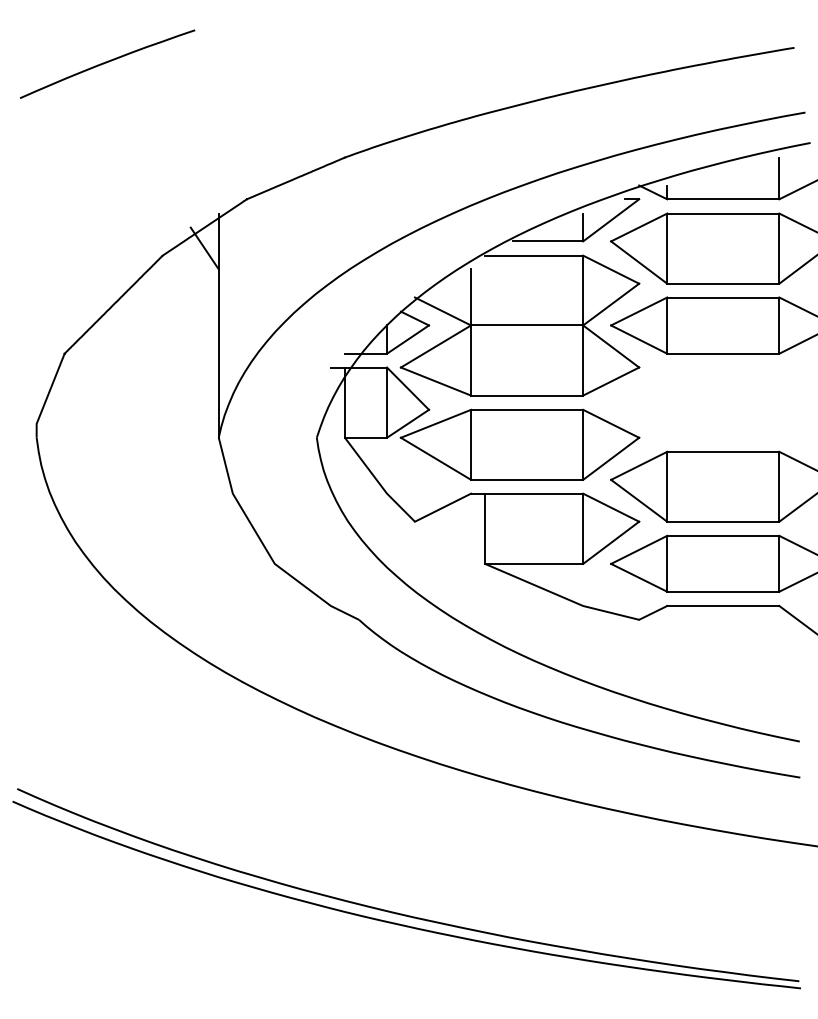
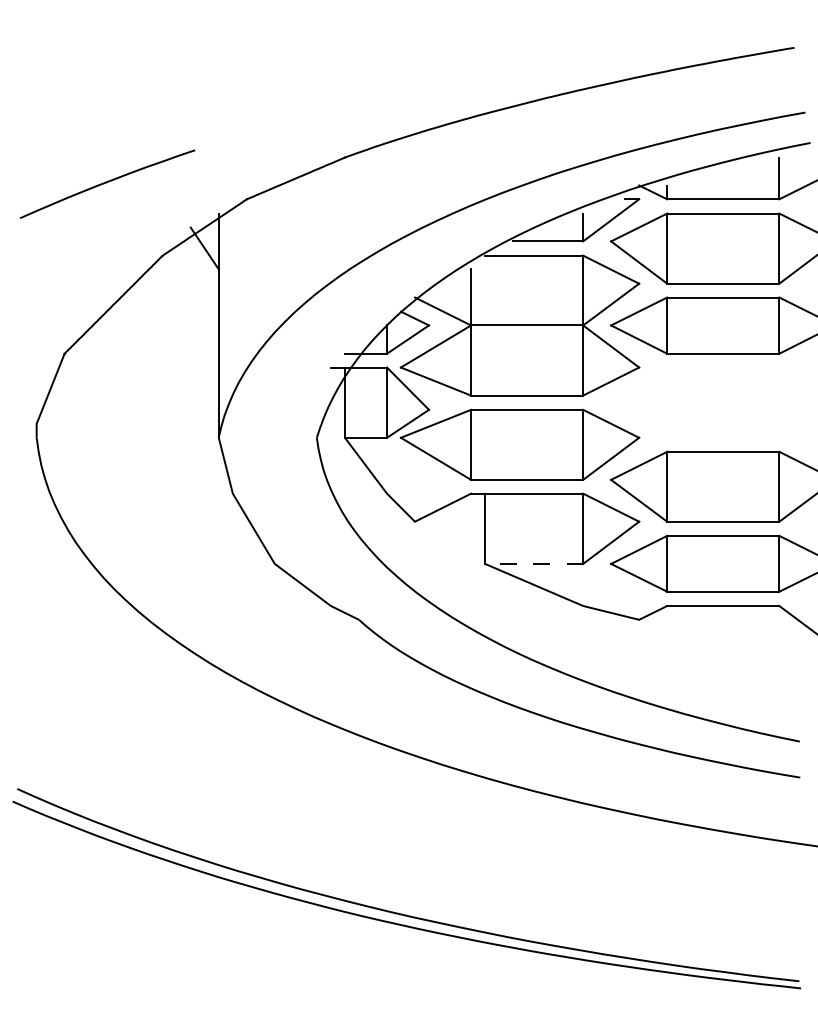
curve position: (107, 62) -> (107, 182) (107, 182)
line: solid -> dashed (533, 563)
